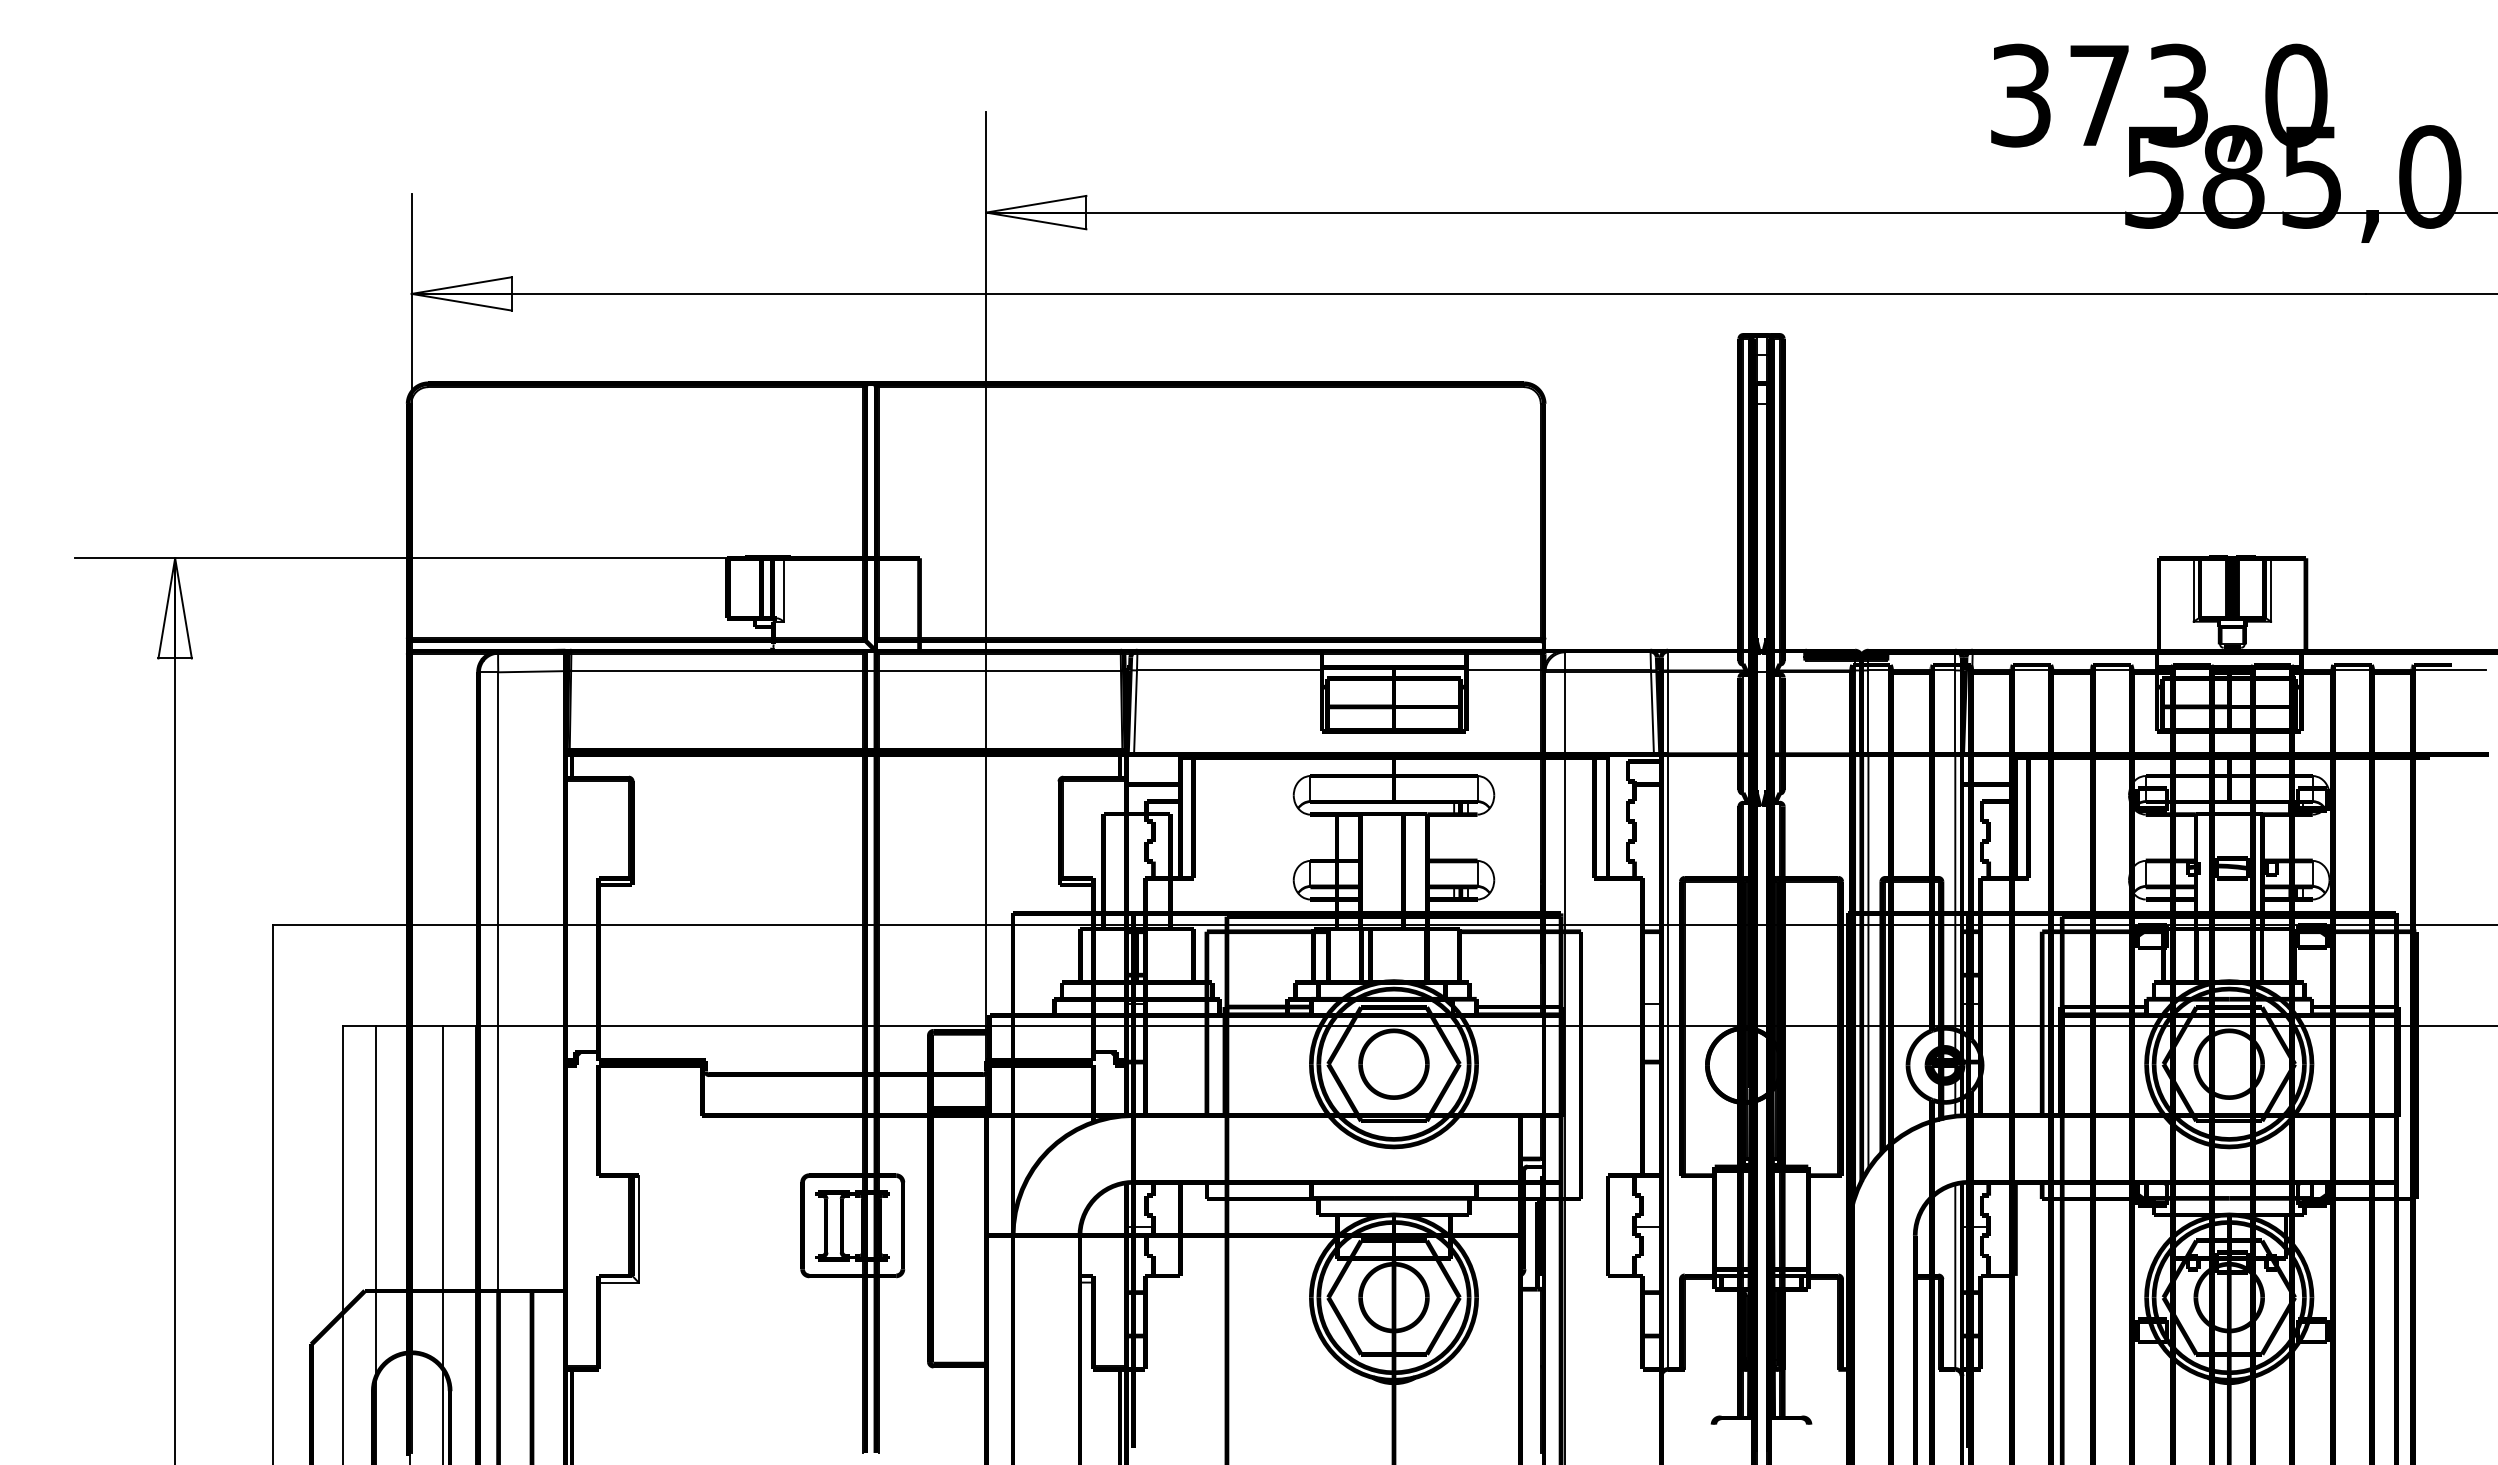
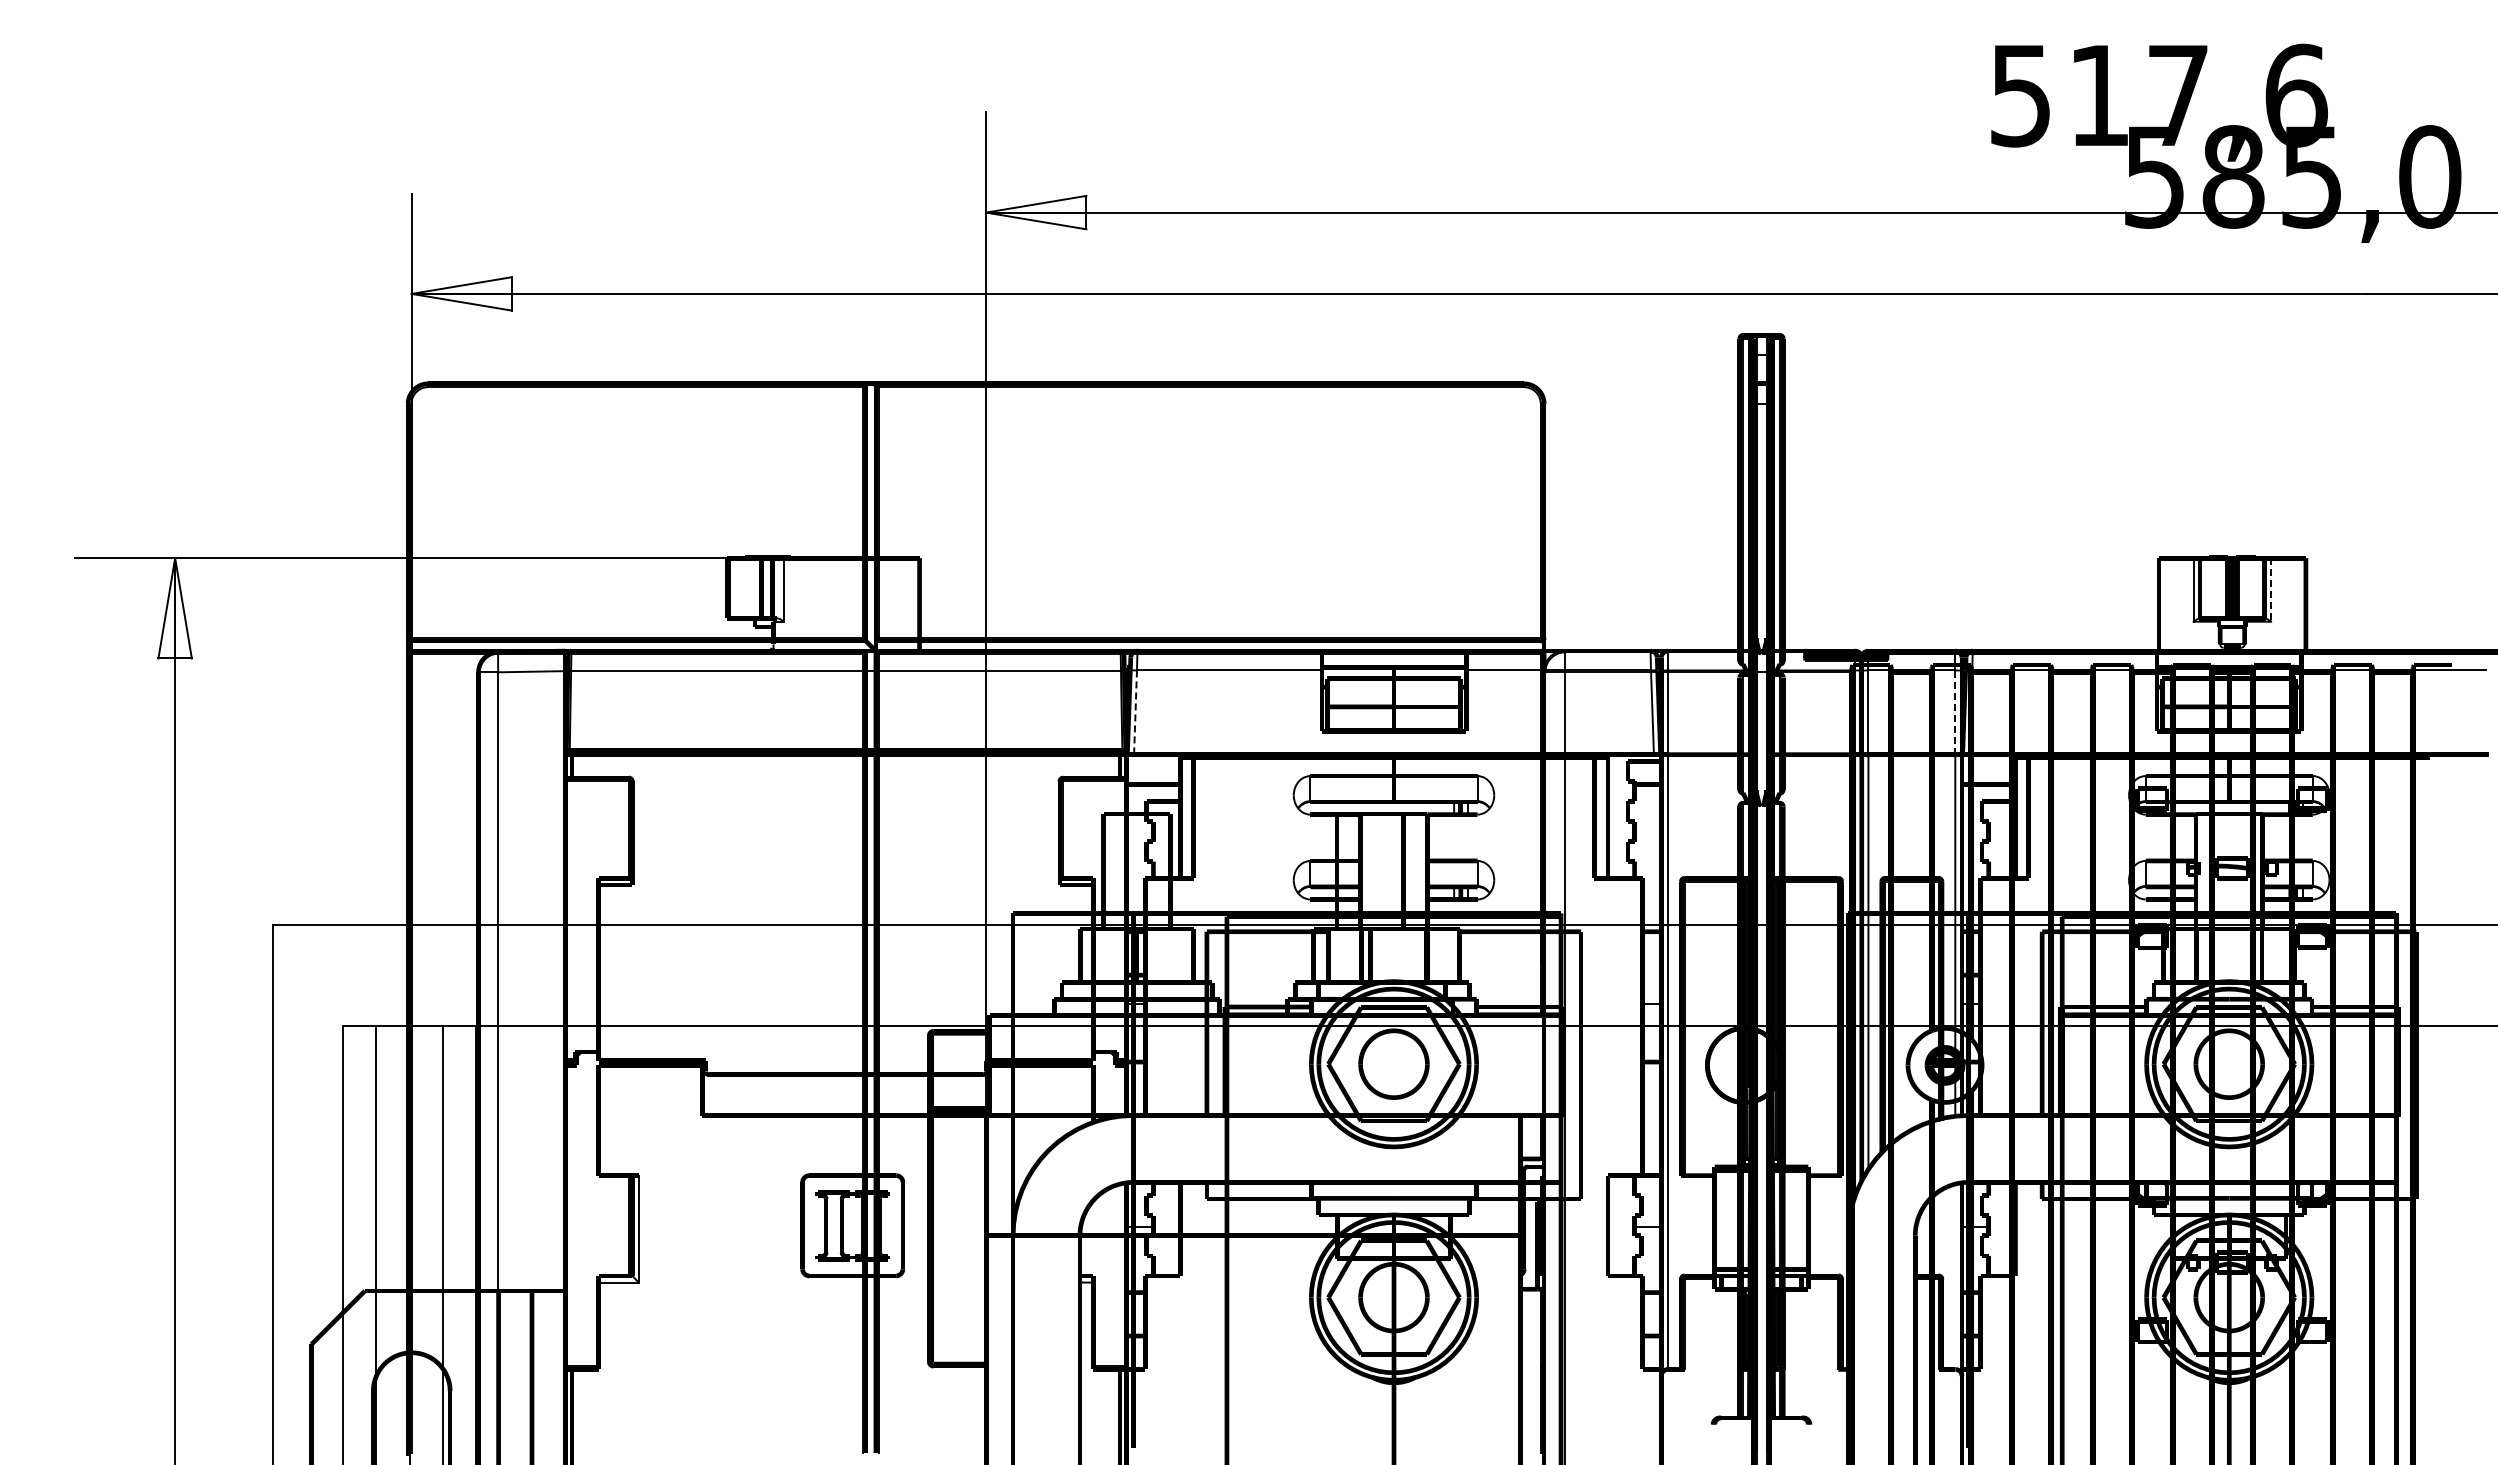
text: 373,0 -> 517,6 (2159, 95)
line: solid -> dashed (2271, 589)
line: solid -> dashed (1955, 712)
line: solid -> dashed (1135, 713)
line: present -> none (1955, 1276)
